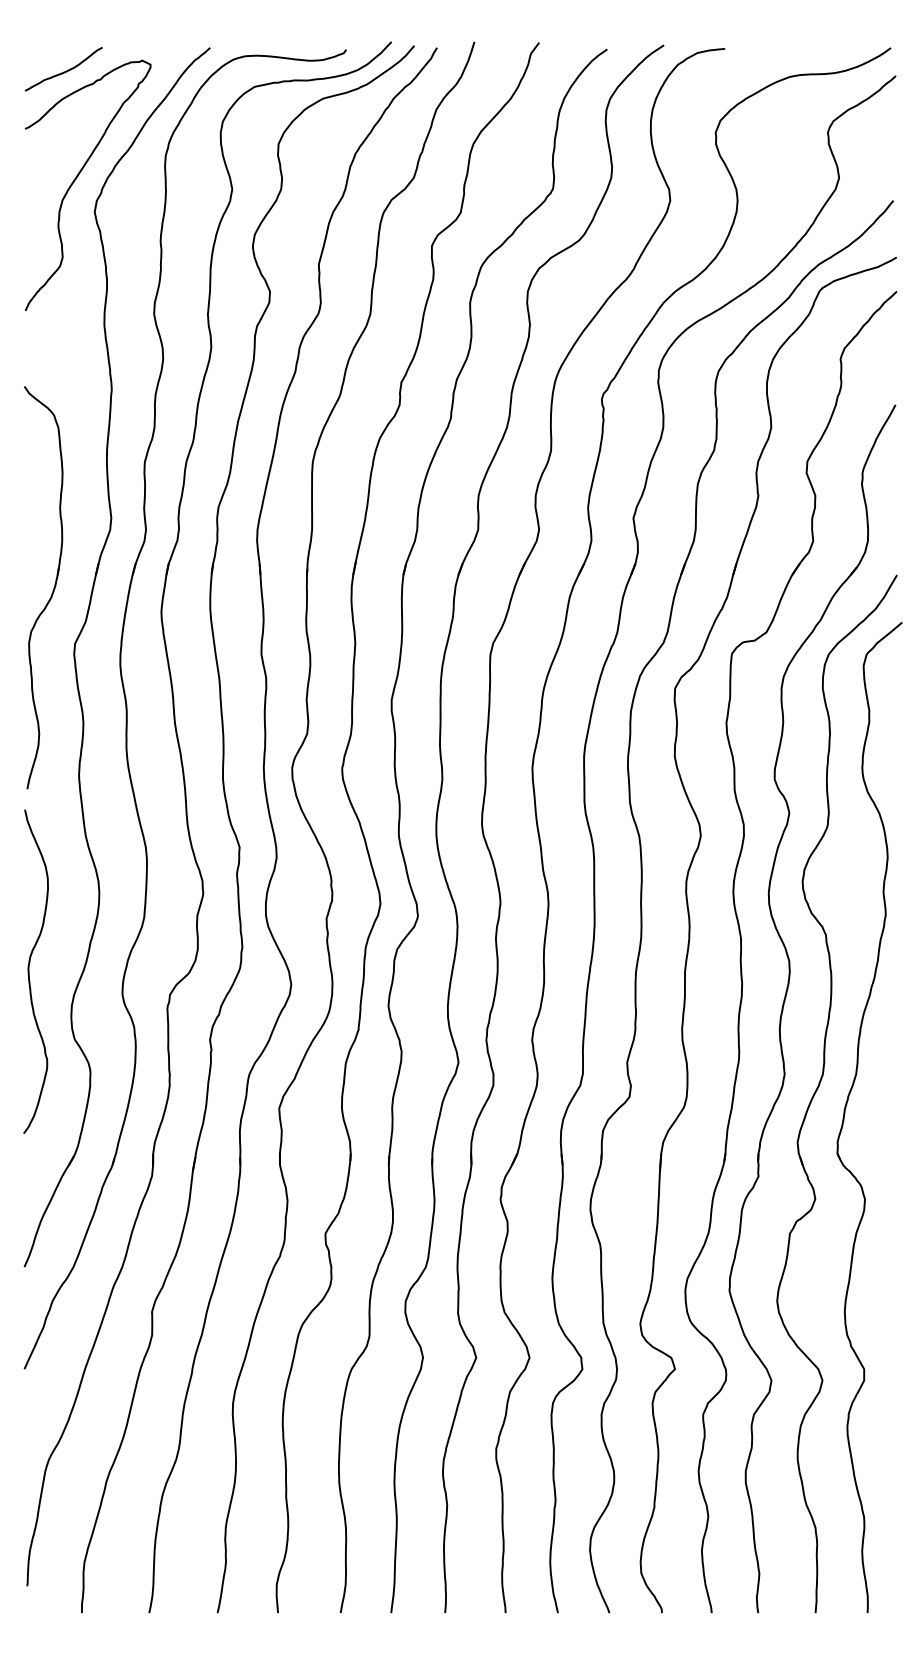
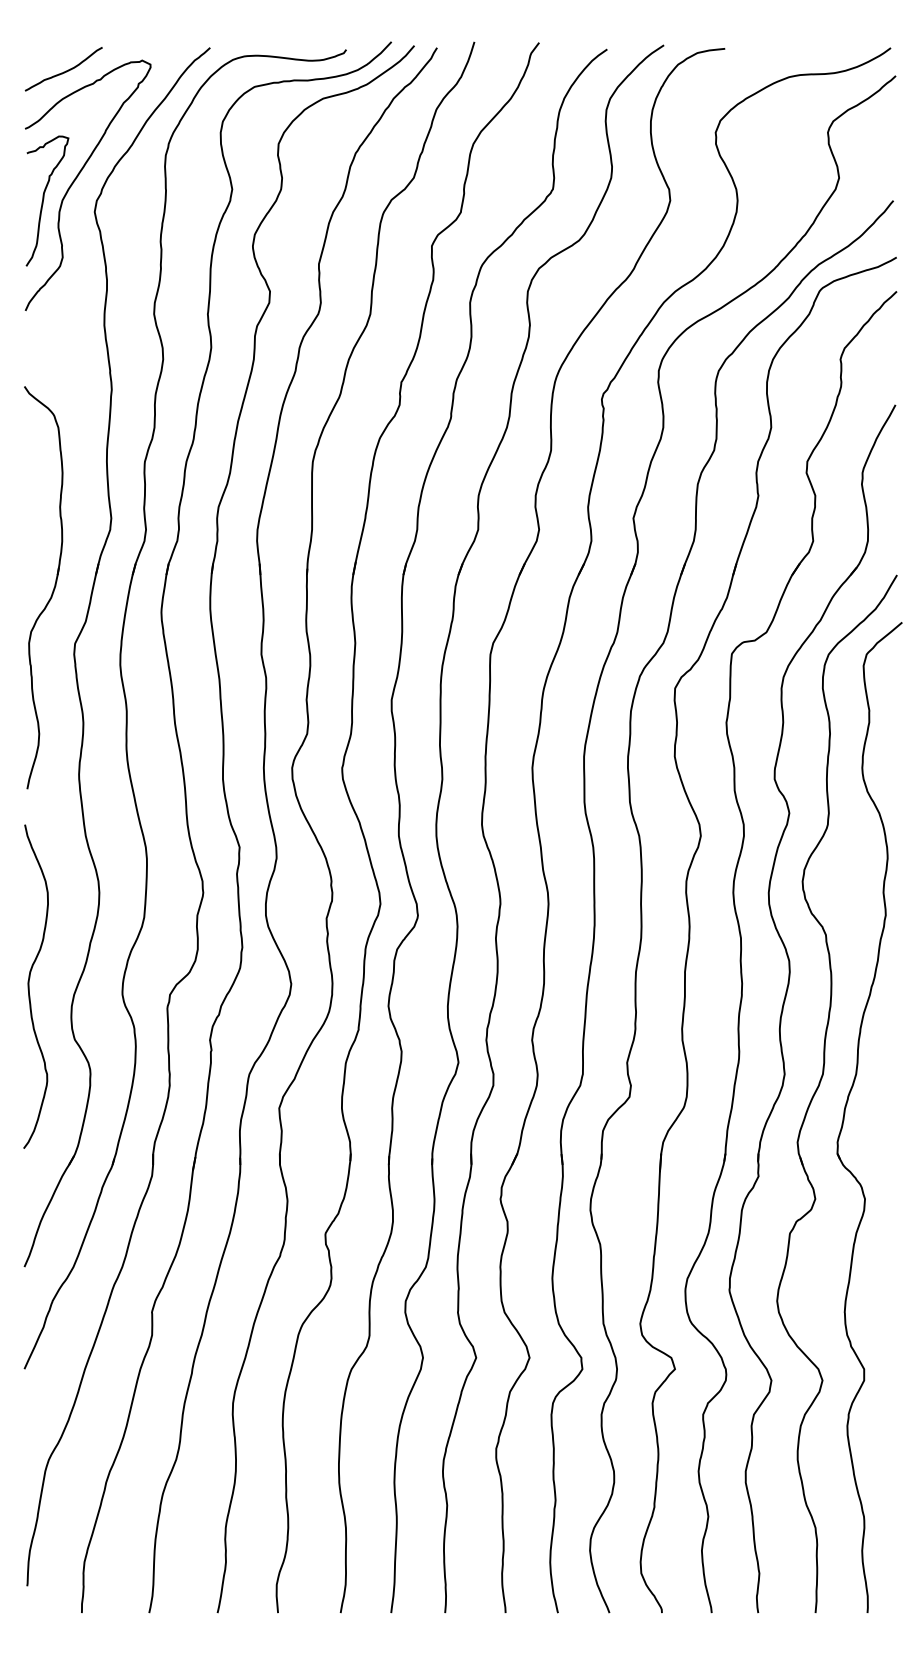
curve: none -> present (44, 199)
curve position: (29, 971) -> (29, 986) (29, 986)
